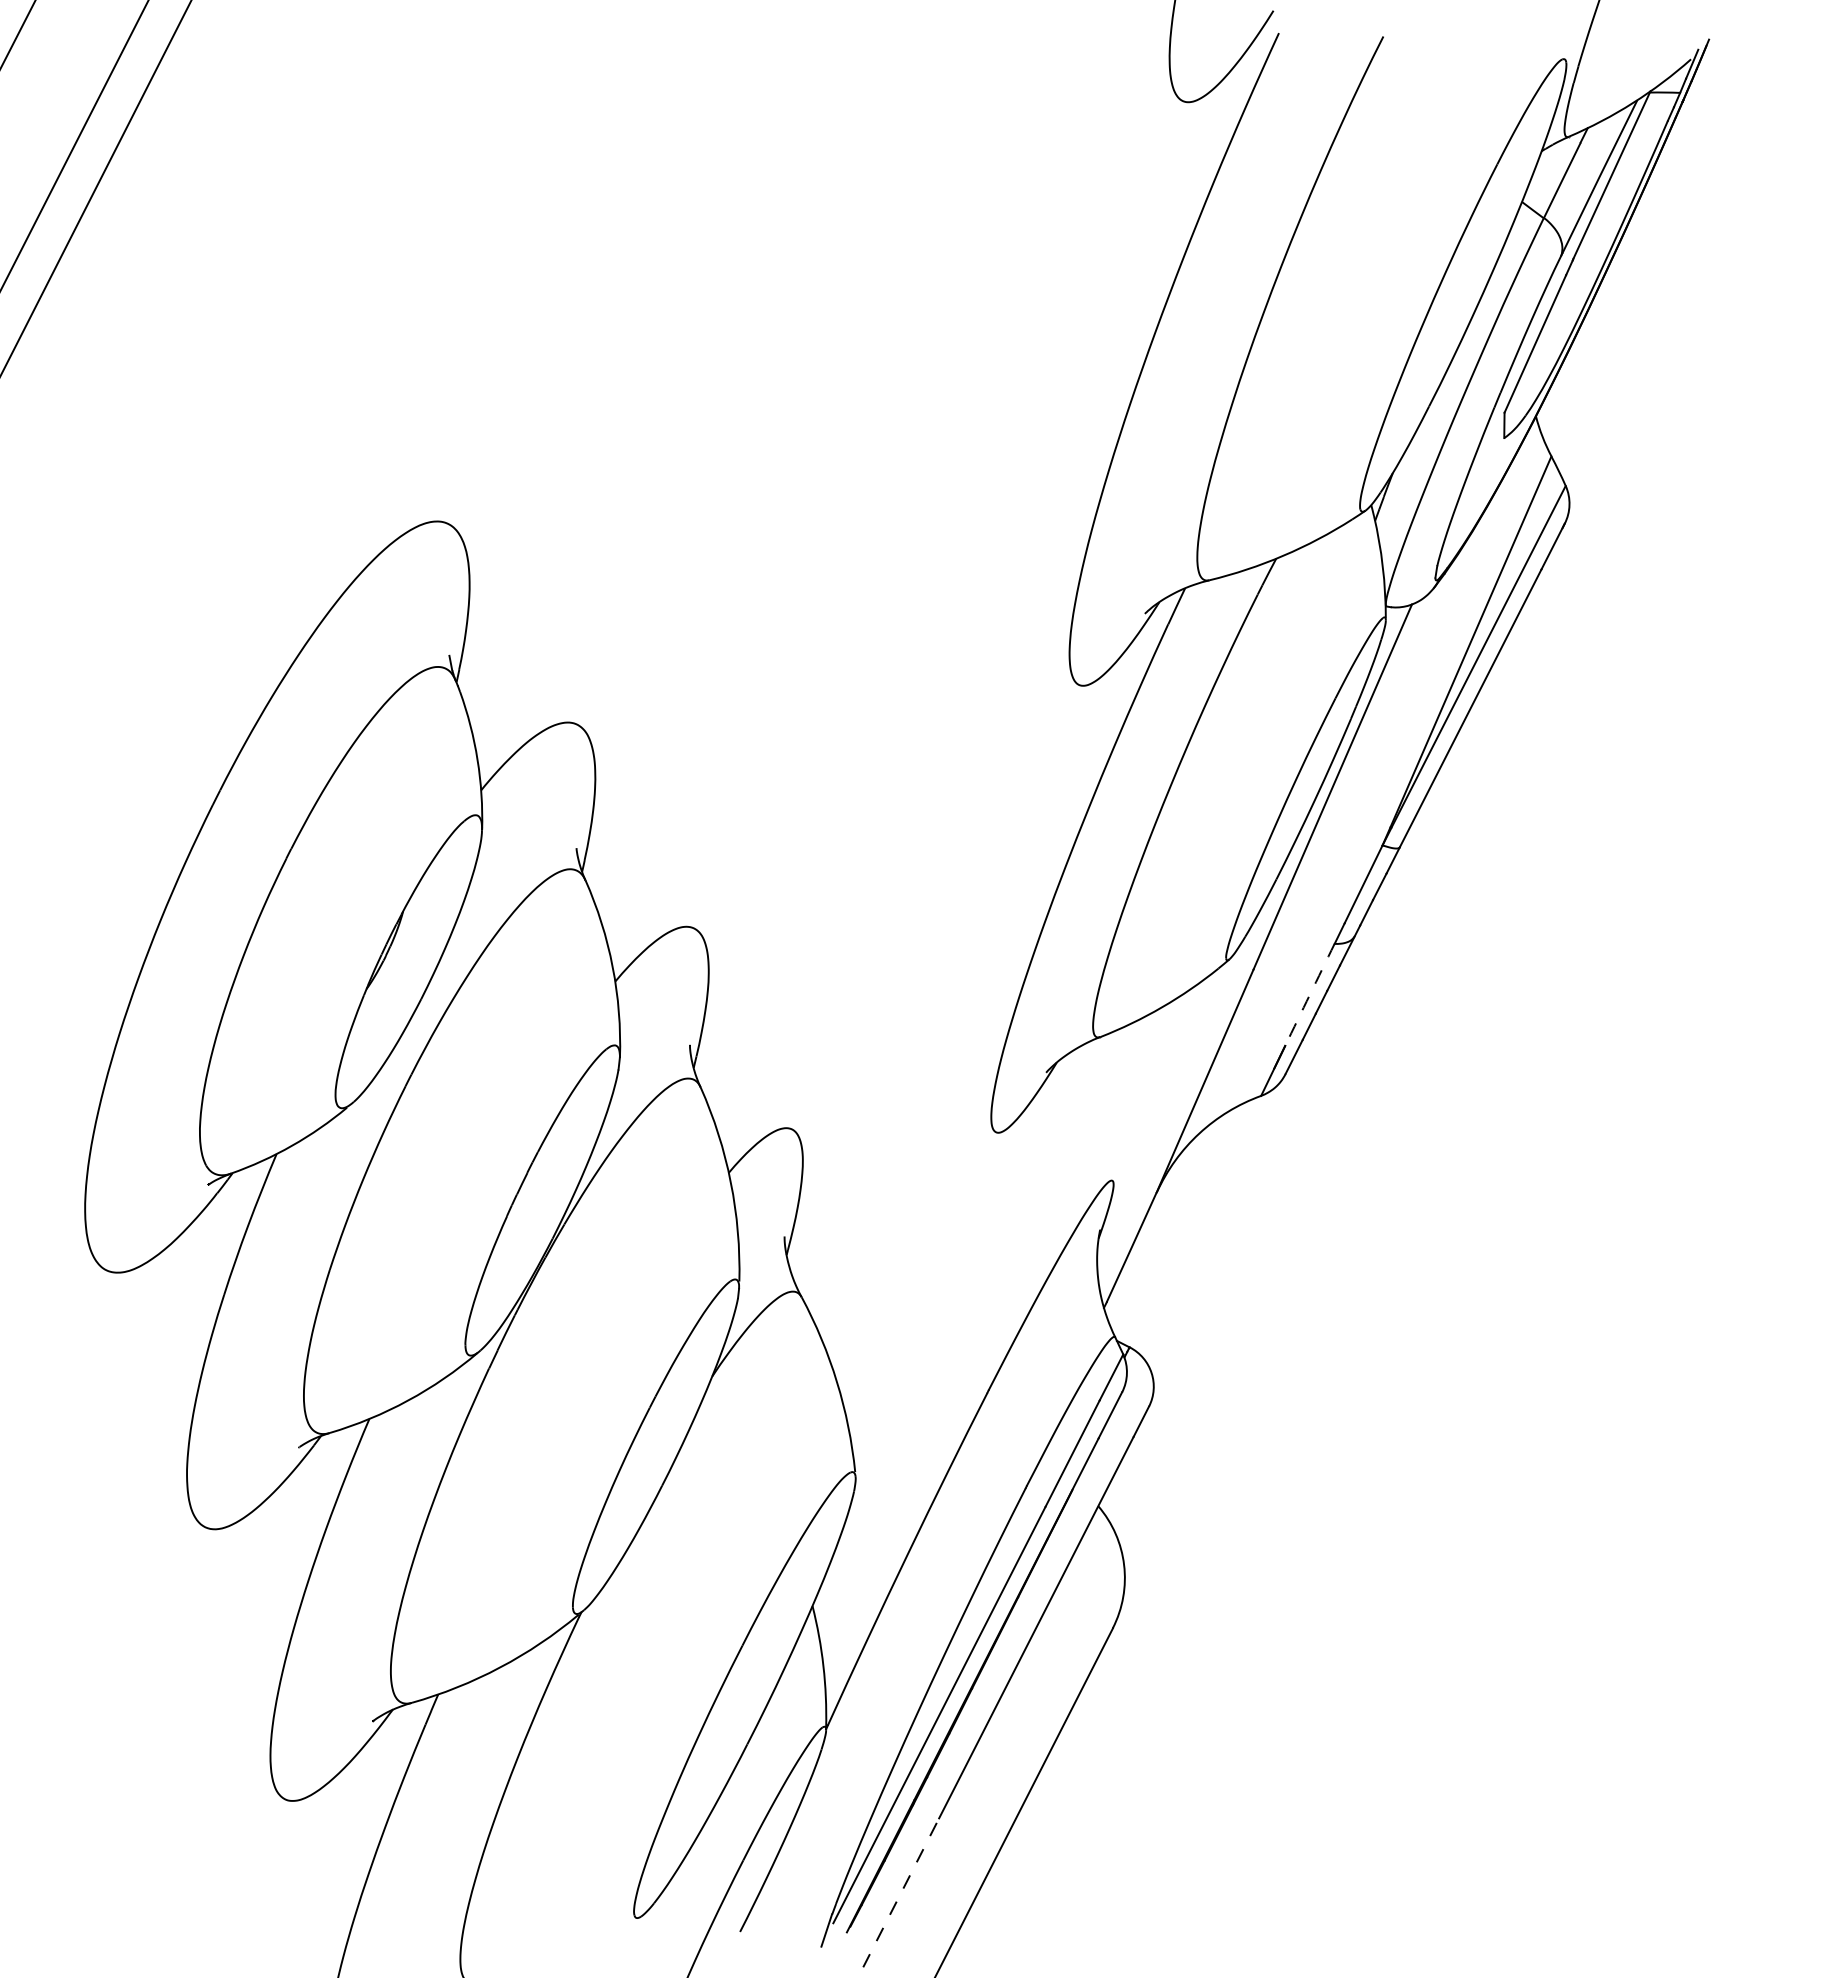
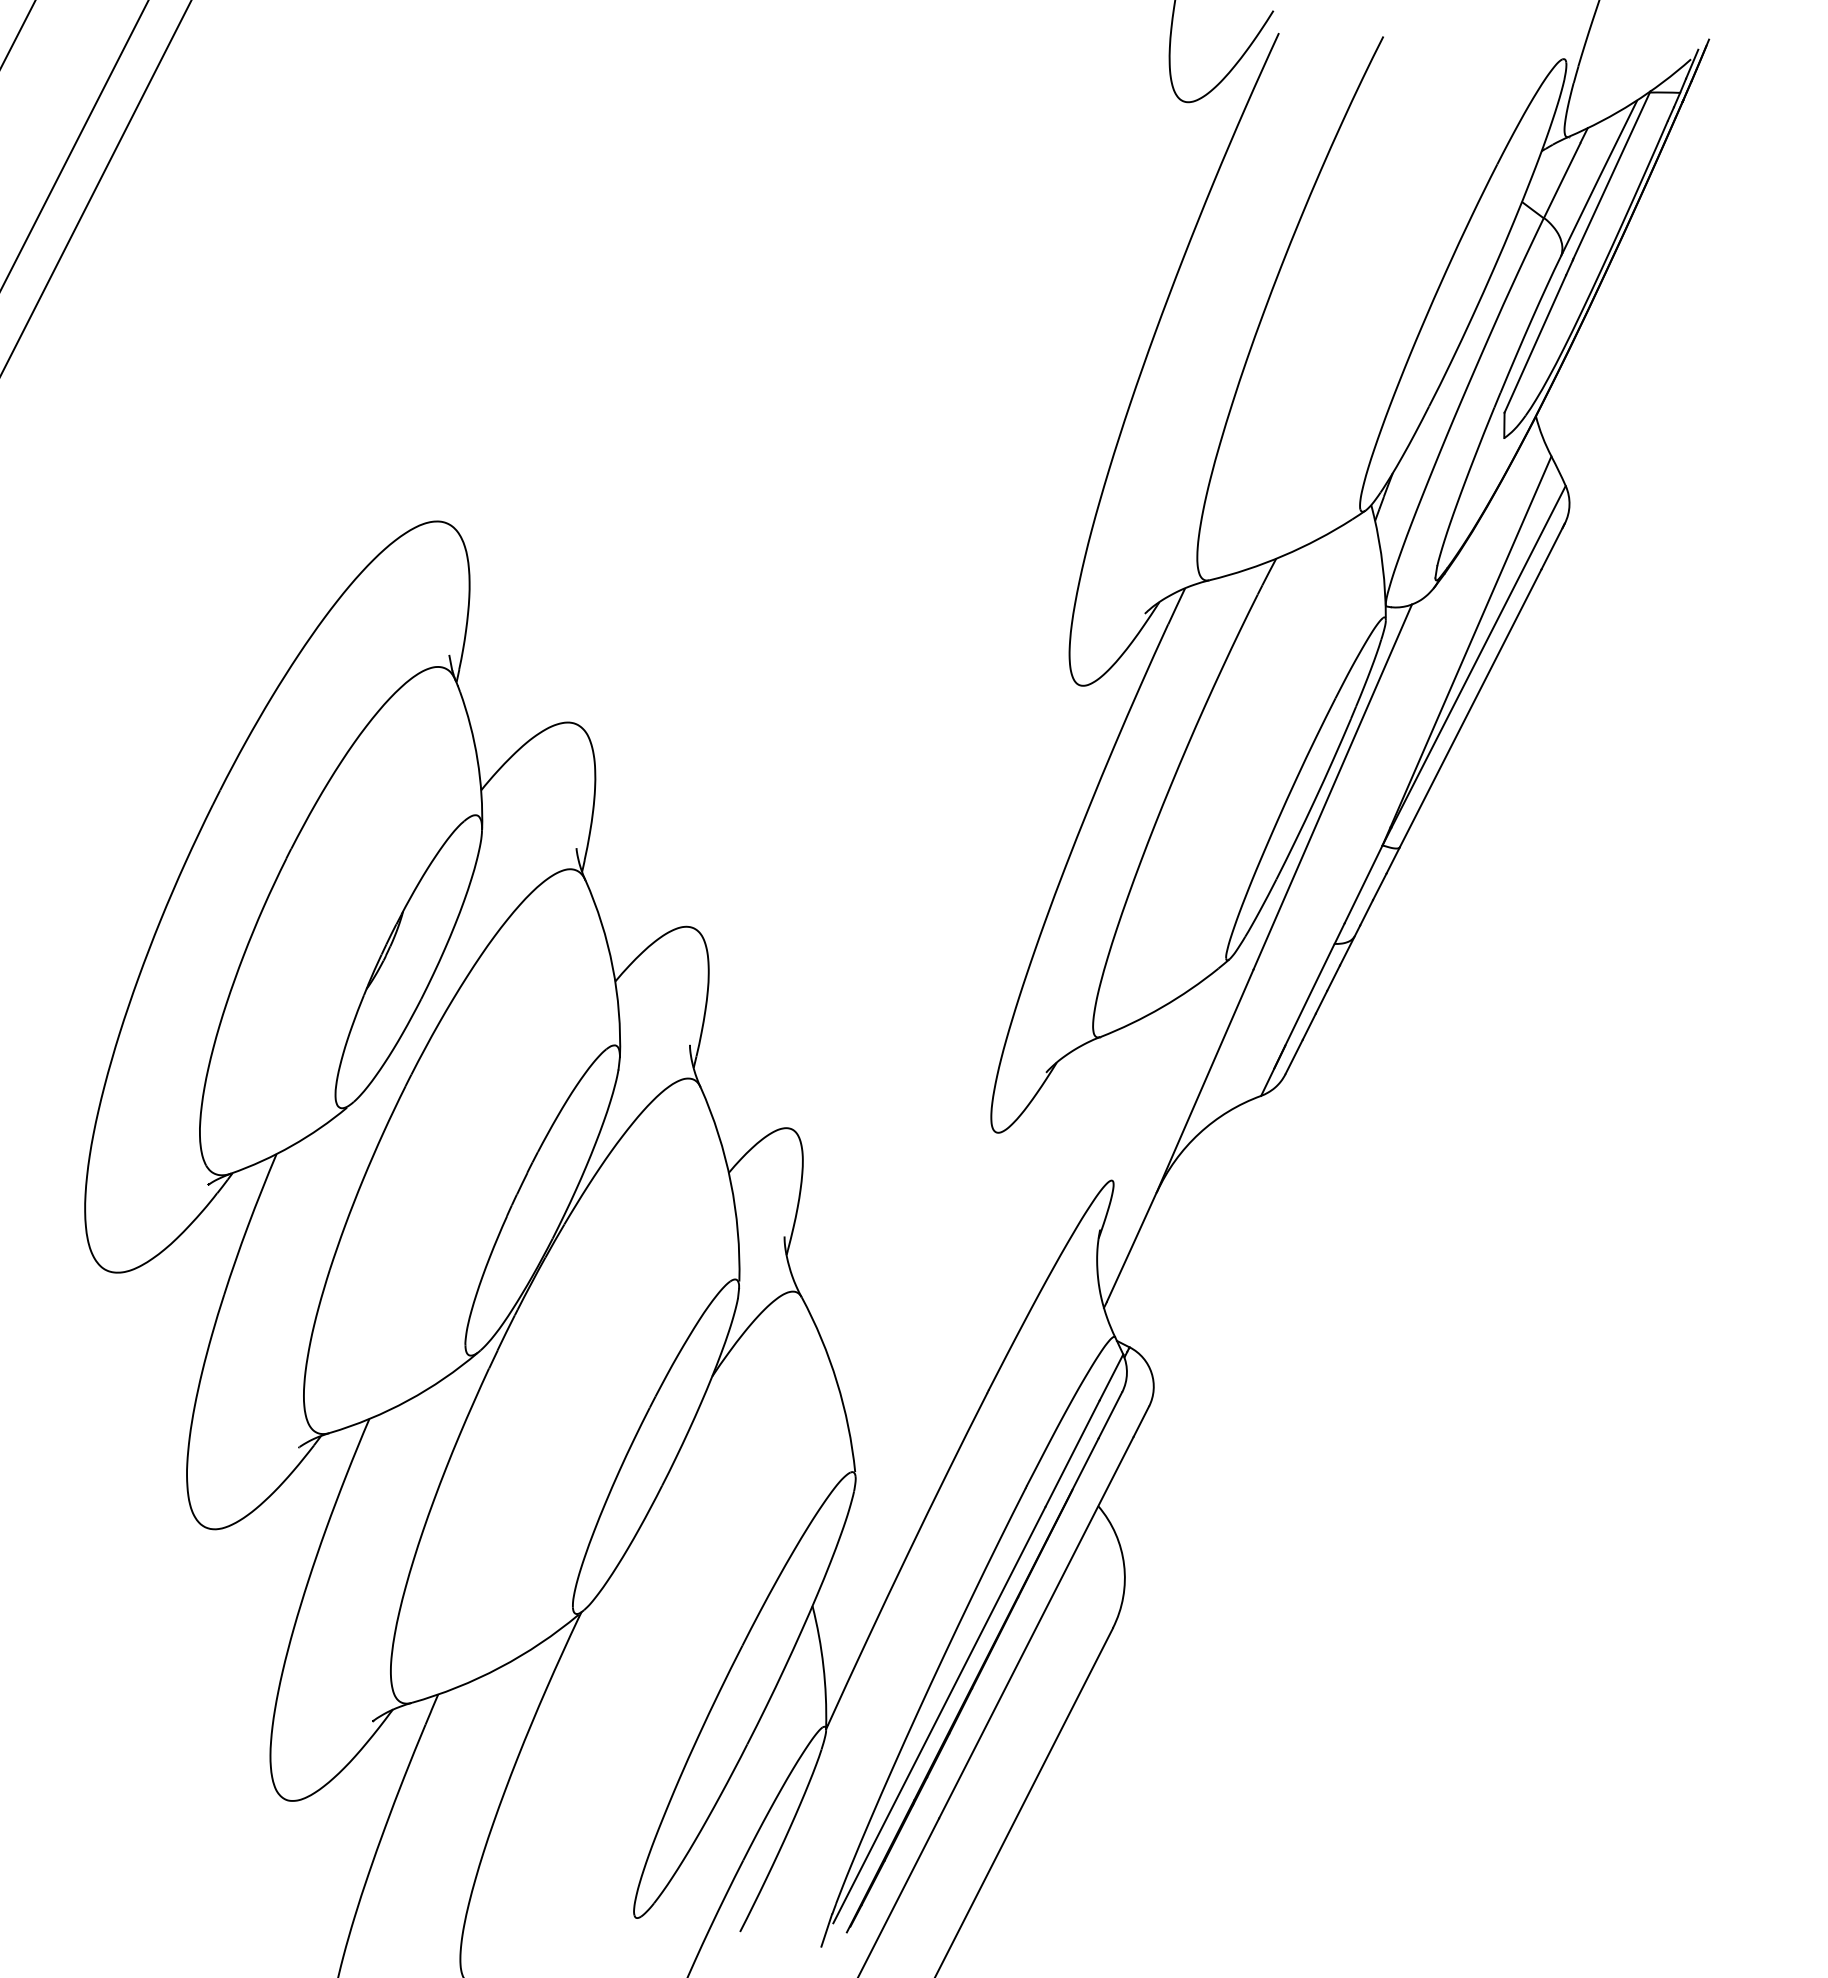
arc: dashed -> solid (1309, 994)
line: dashed -> solid (898, 1897)
